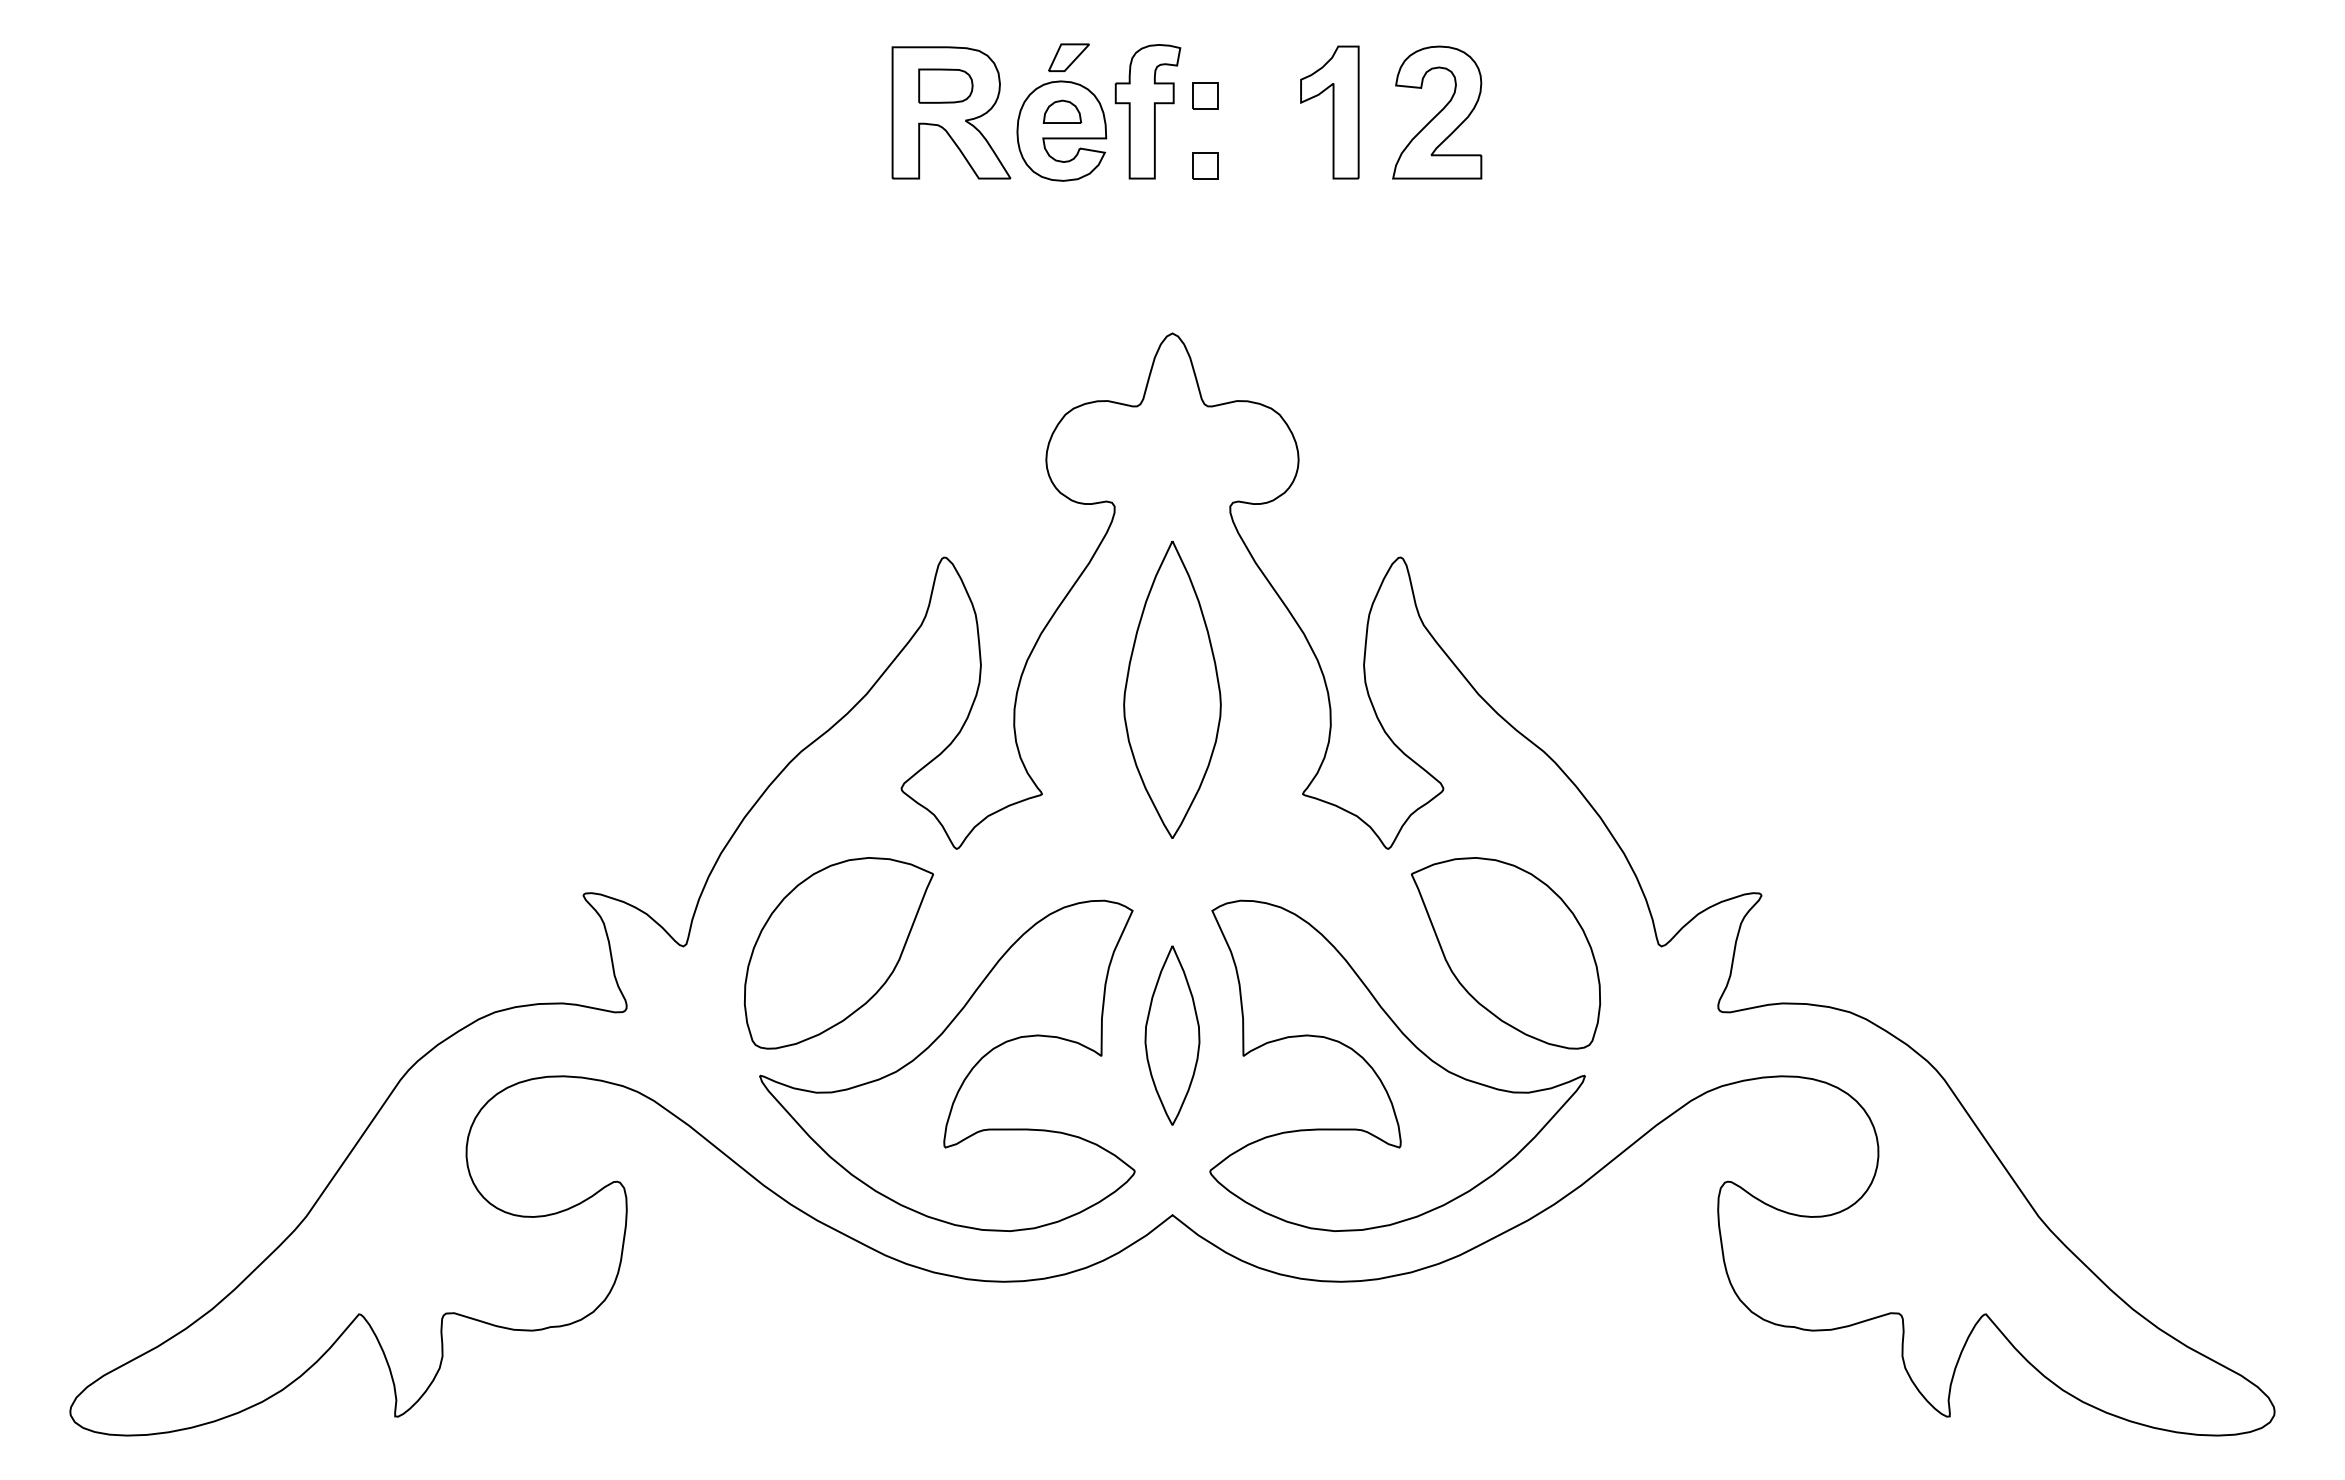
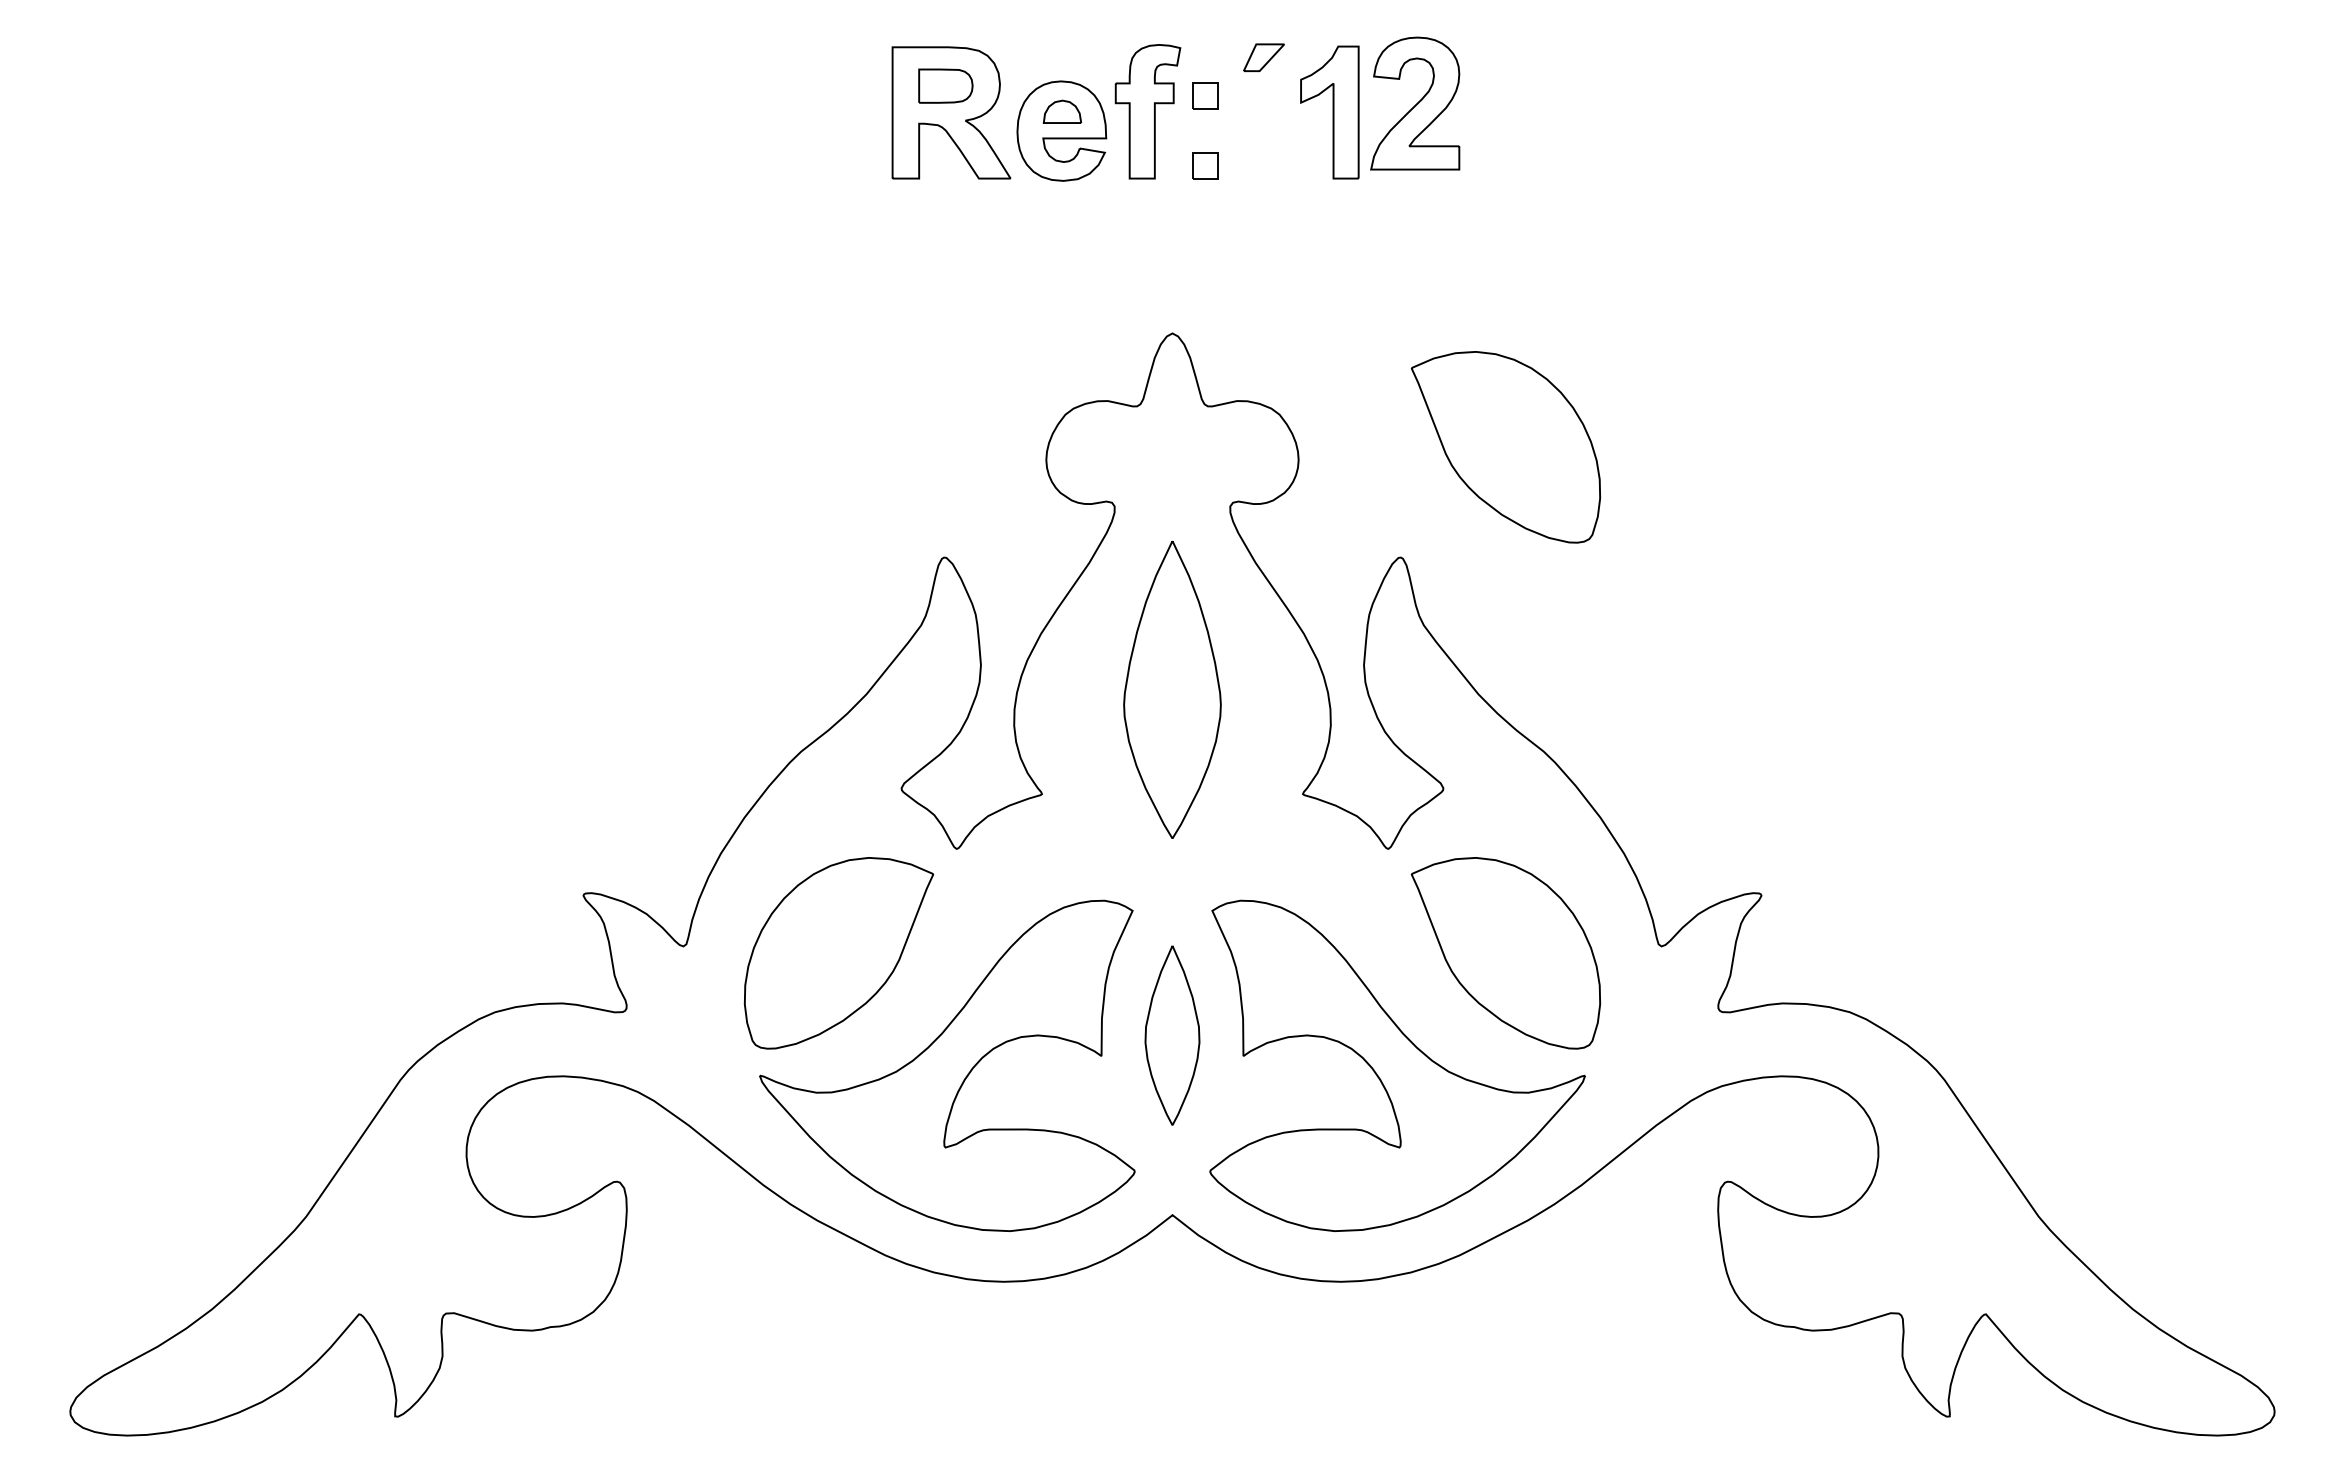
part position: (1068, 57) -> (1263, 57) (1263, 57)
part position: (1437, 112) -> (1415, 103) (1415, 103)
part: none -> present (1505, 447)
